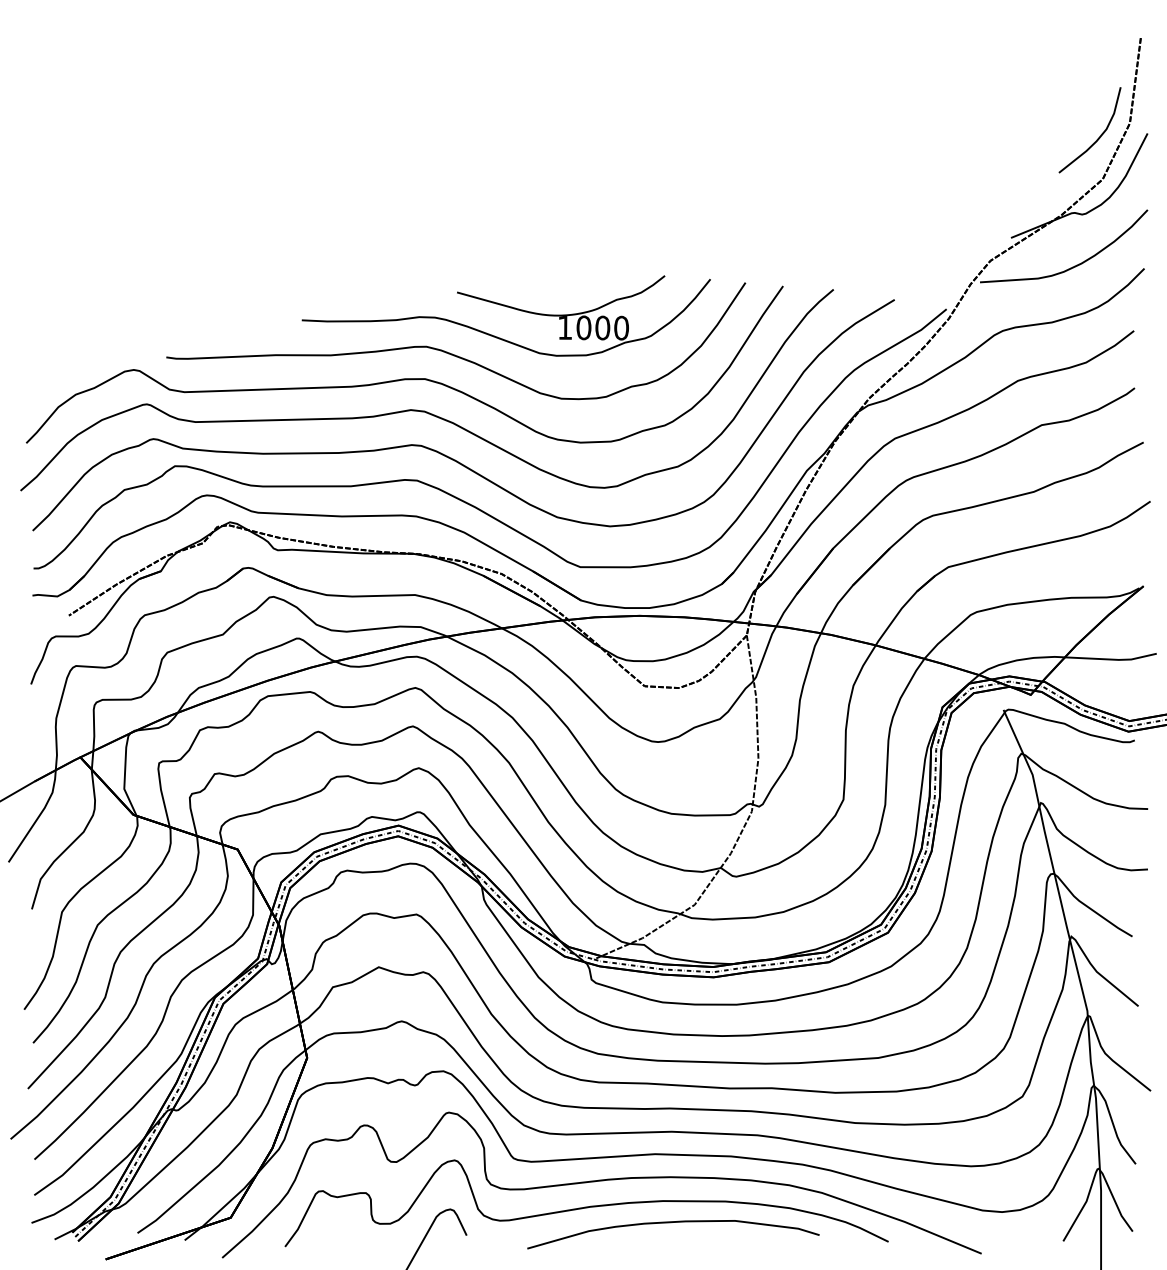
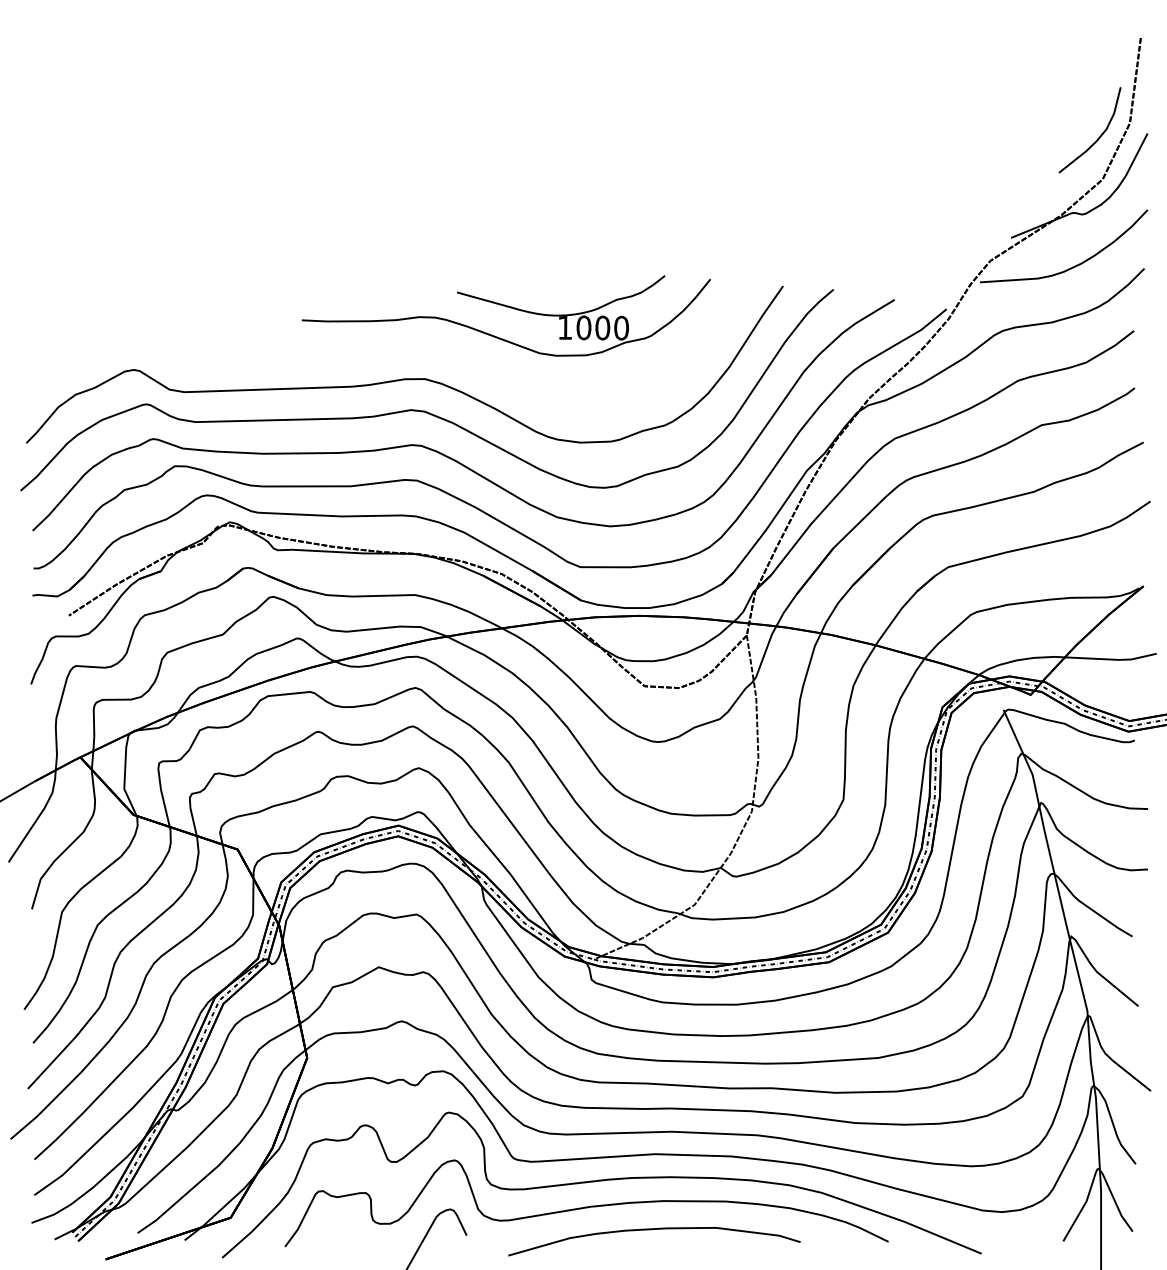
curve: present -> none (452, 353)
curve position: (671, 1223) -> (652, 1230) (652, 1230)
